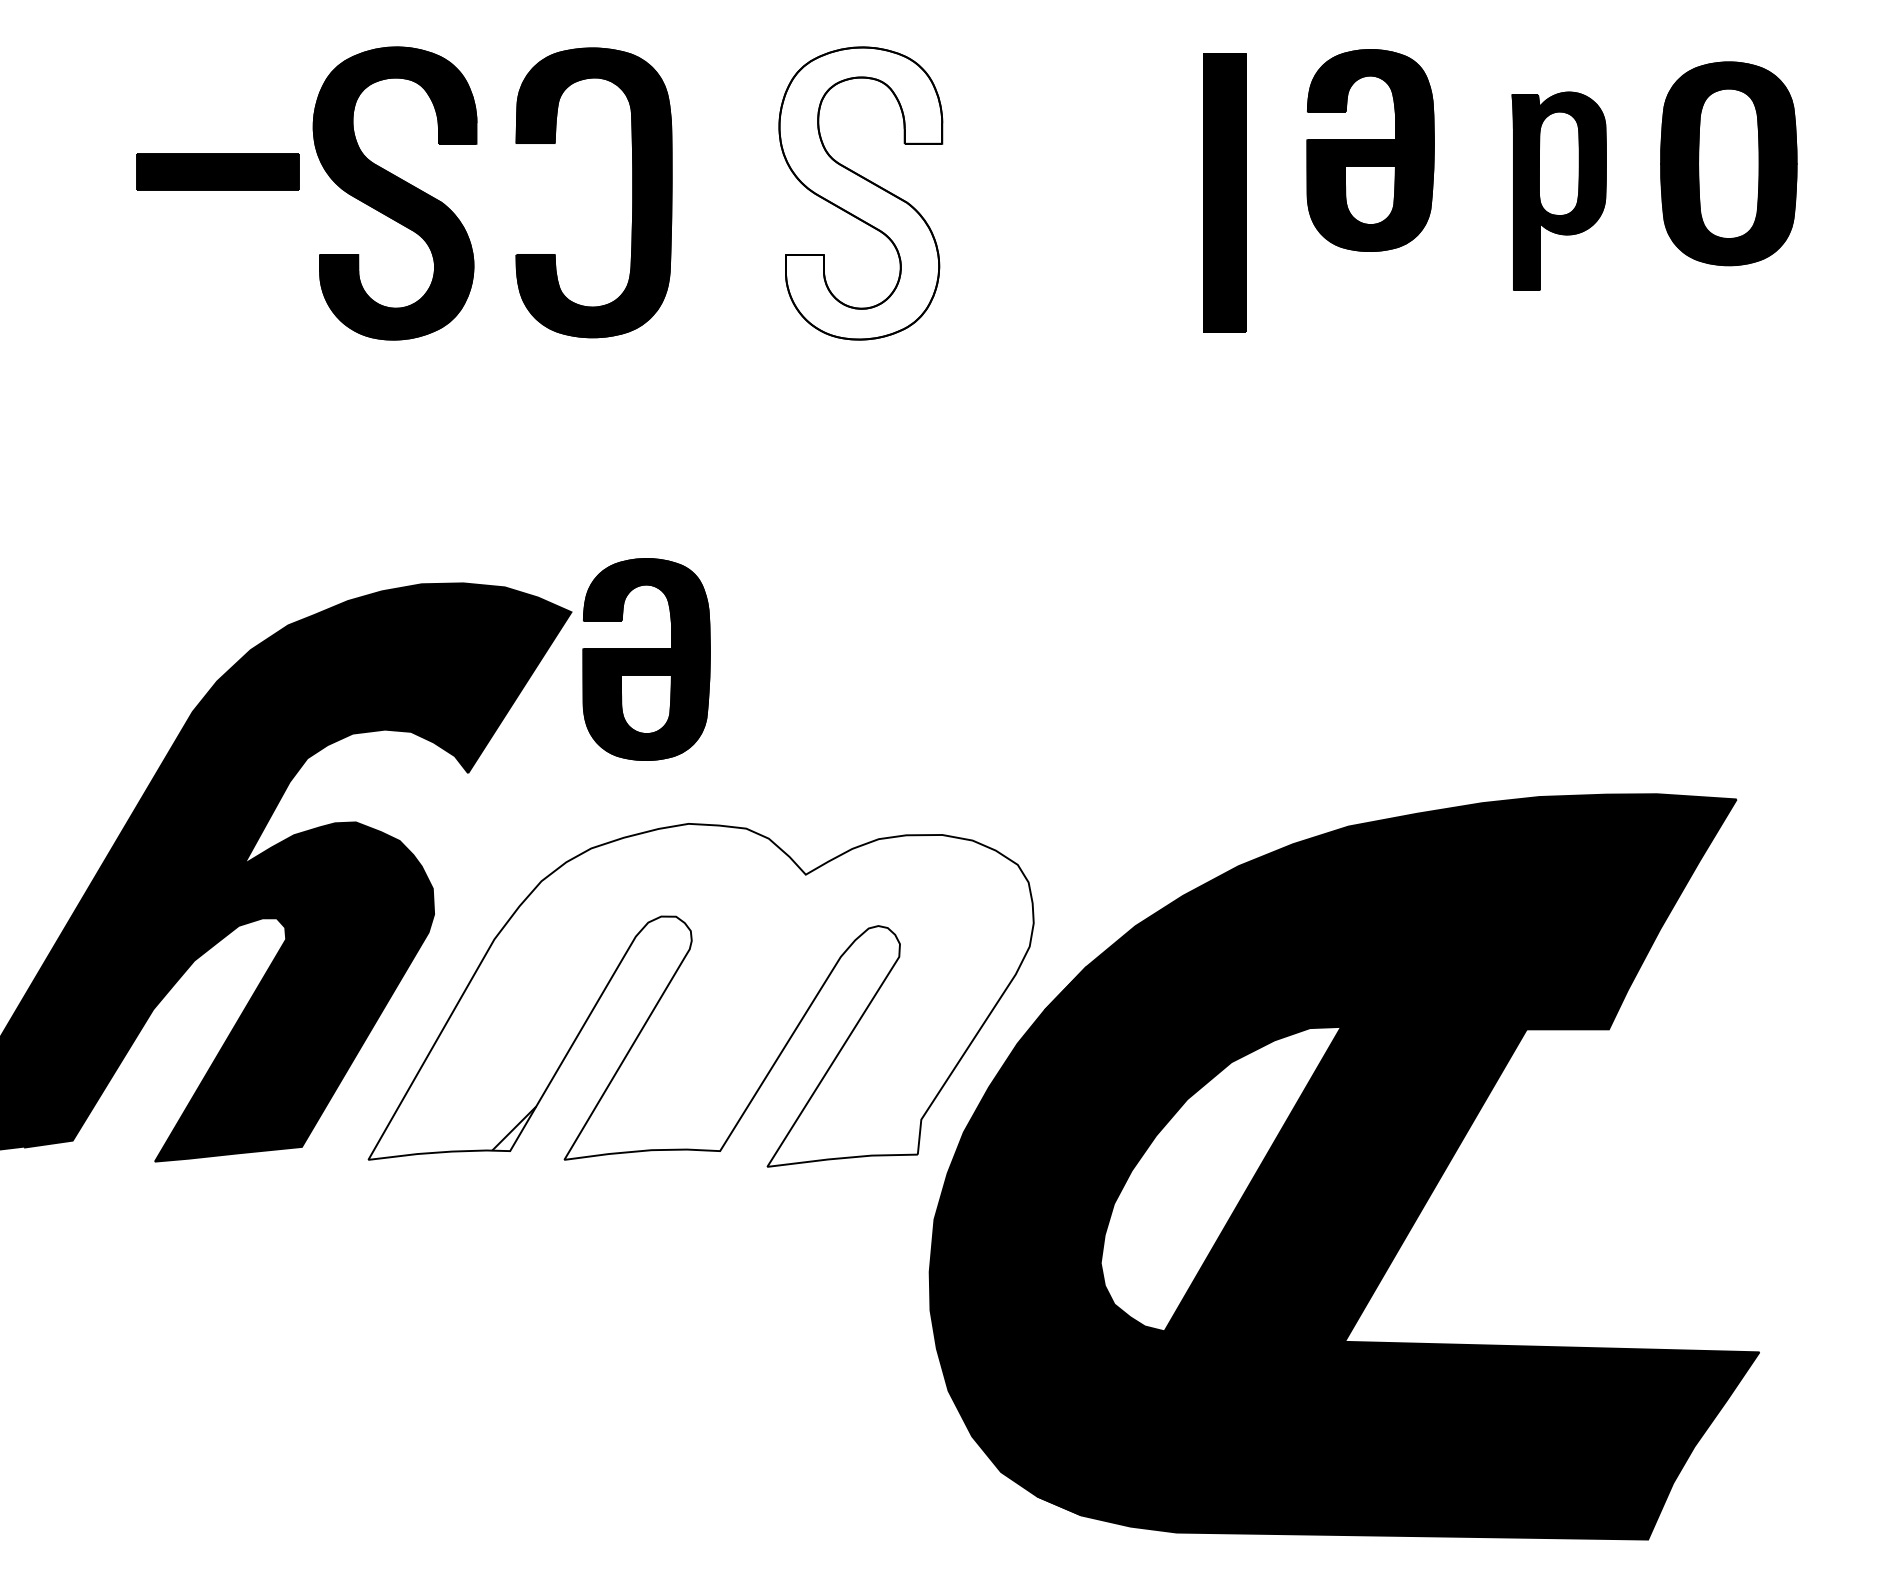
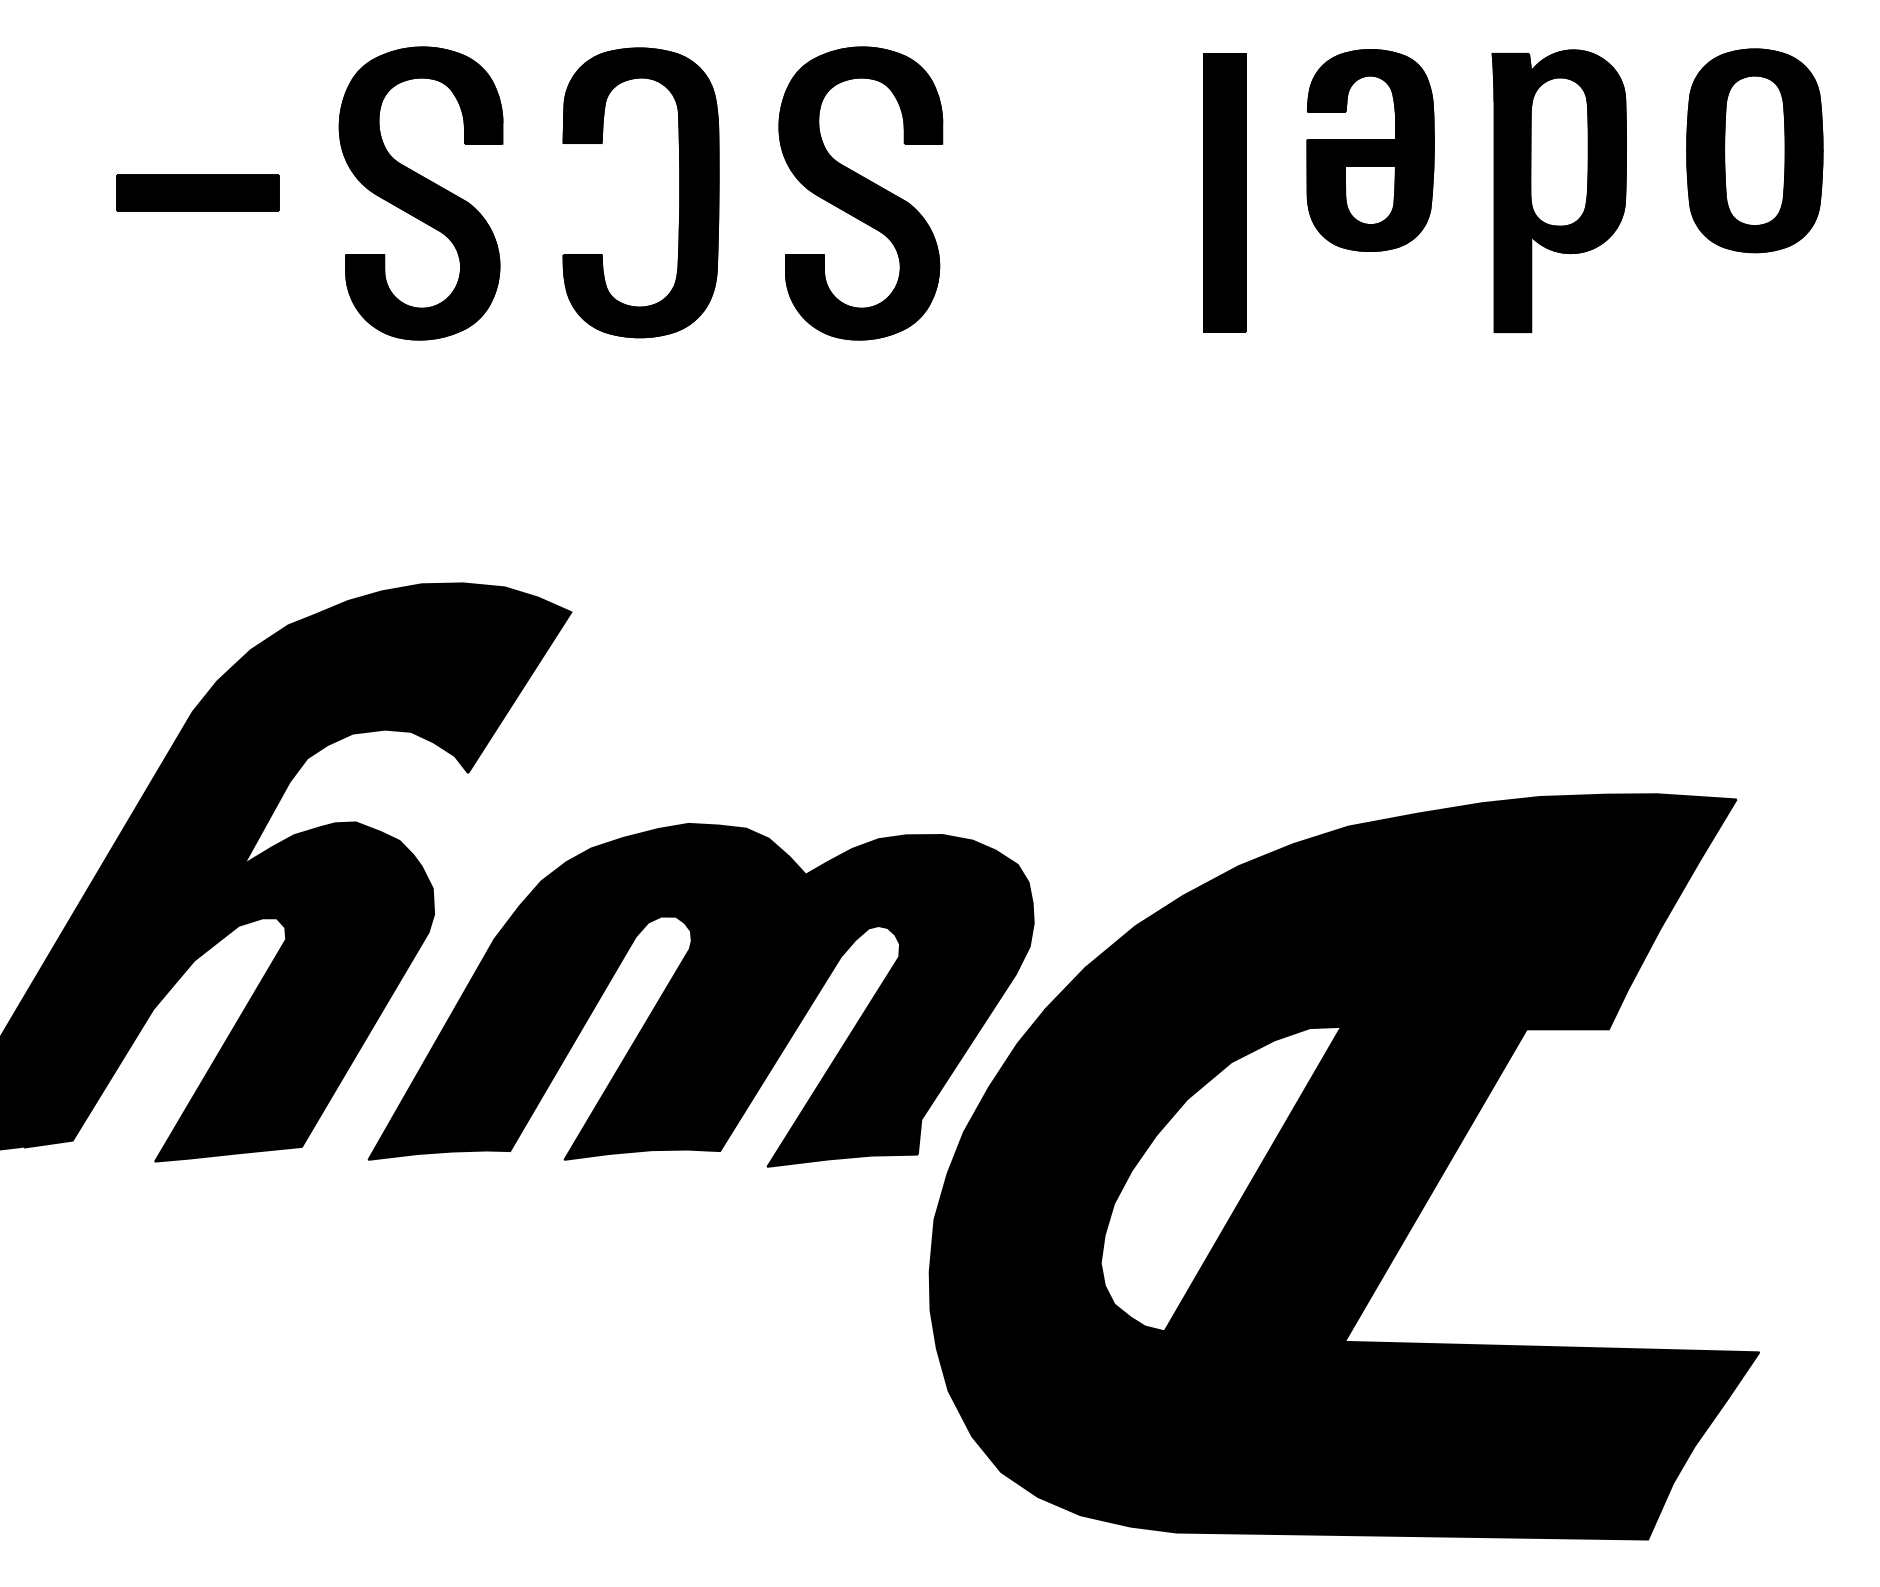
part position: (1728, 163) -> (1754, 150) (1754, 150)
part position: (217, 171) -> (197, 192) (197, 192)
part size: 96x200 px -> 136x284 px (1558, 190)
part position: (632, 192) -> (679, 192) (679, 192)
part position: (394, 193) -> (420, 193) (420, 193)
fill: none -> present (860, 193)
part: present -> none (646, 659)
fill: none -> present (700, 994)
